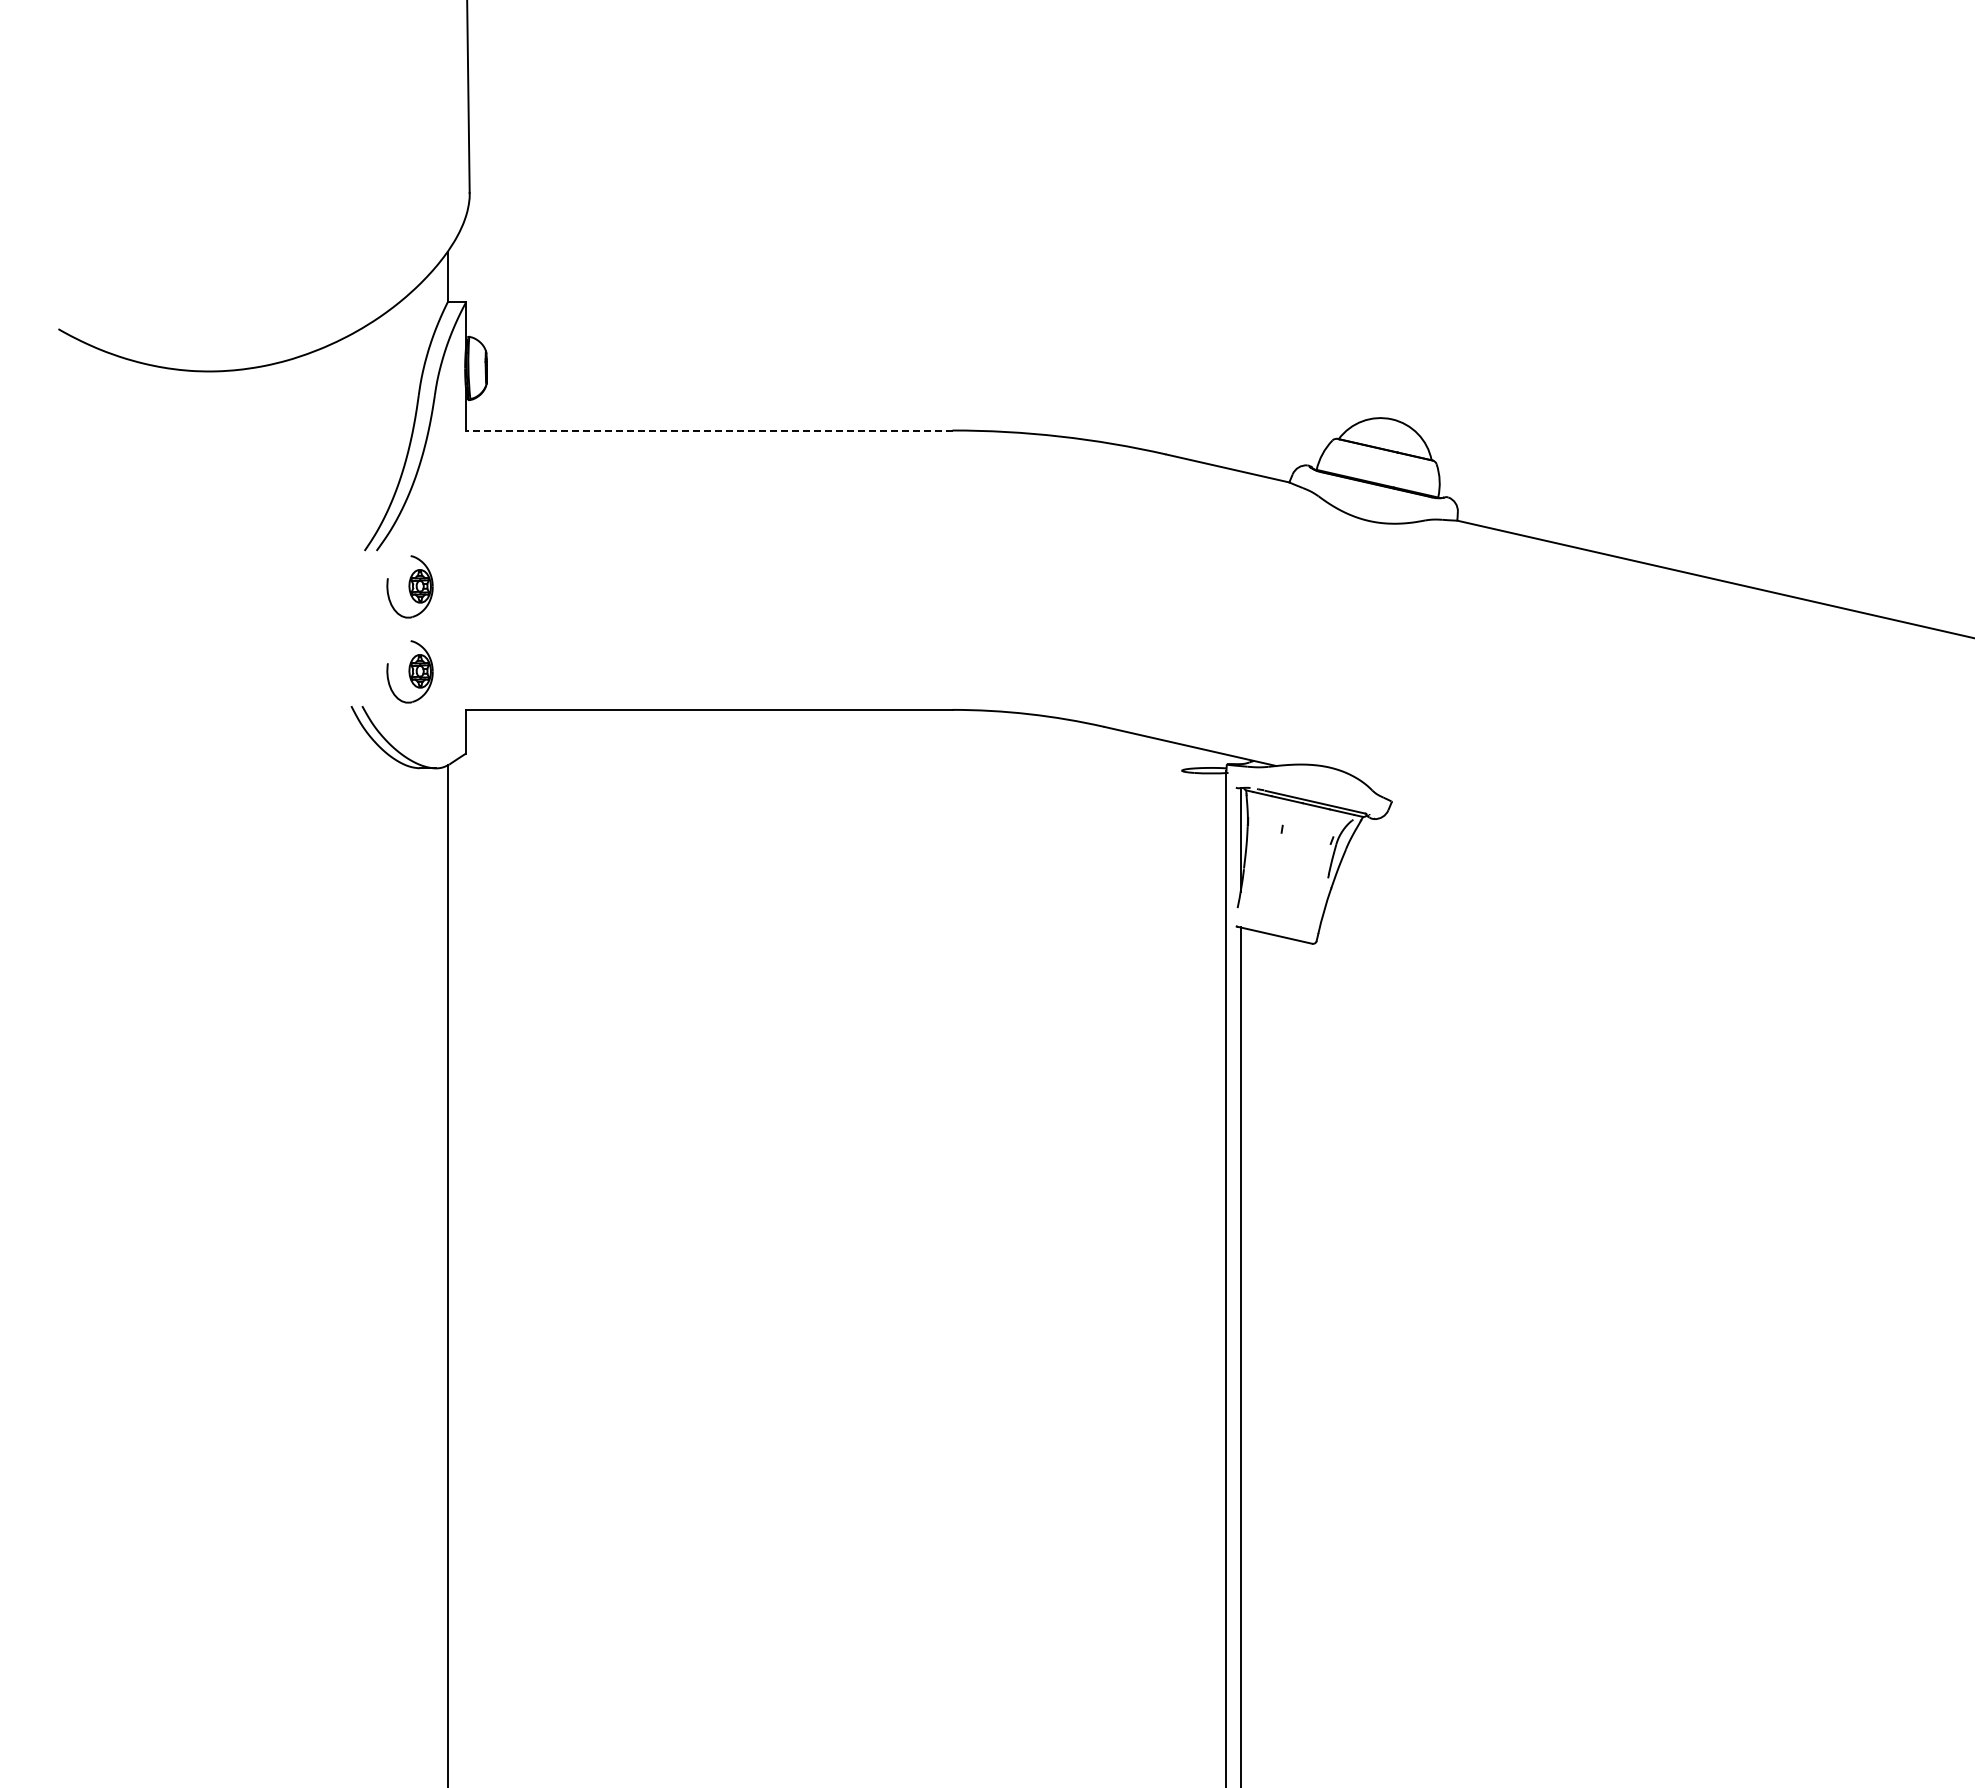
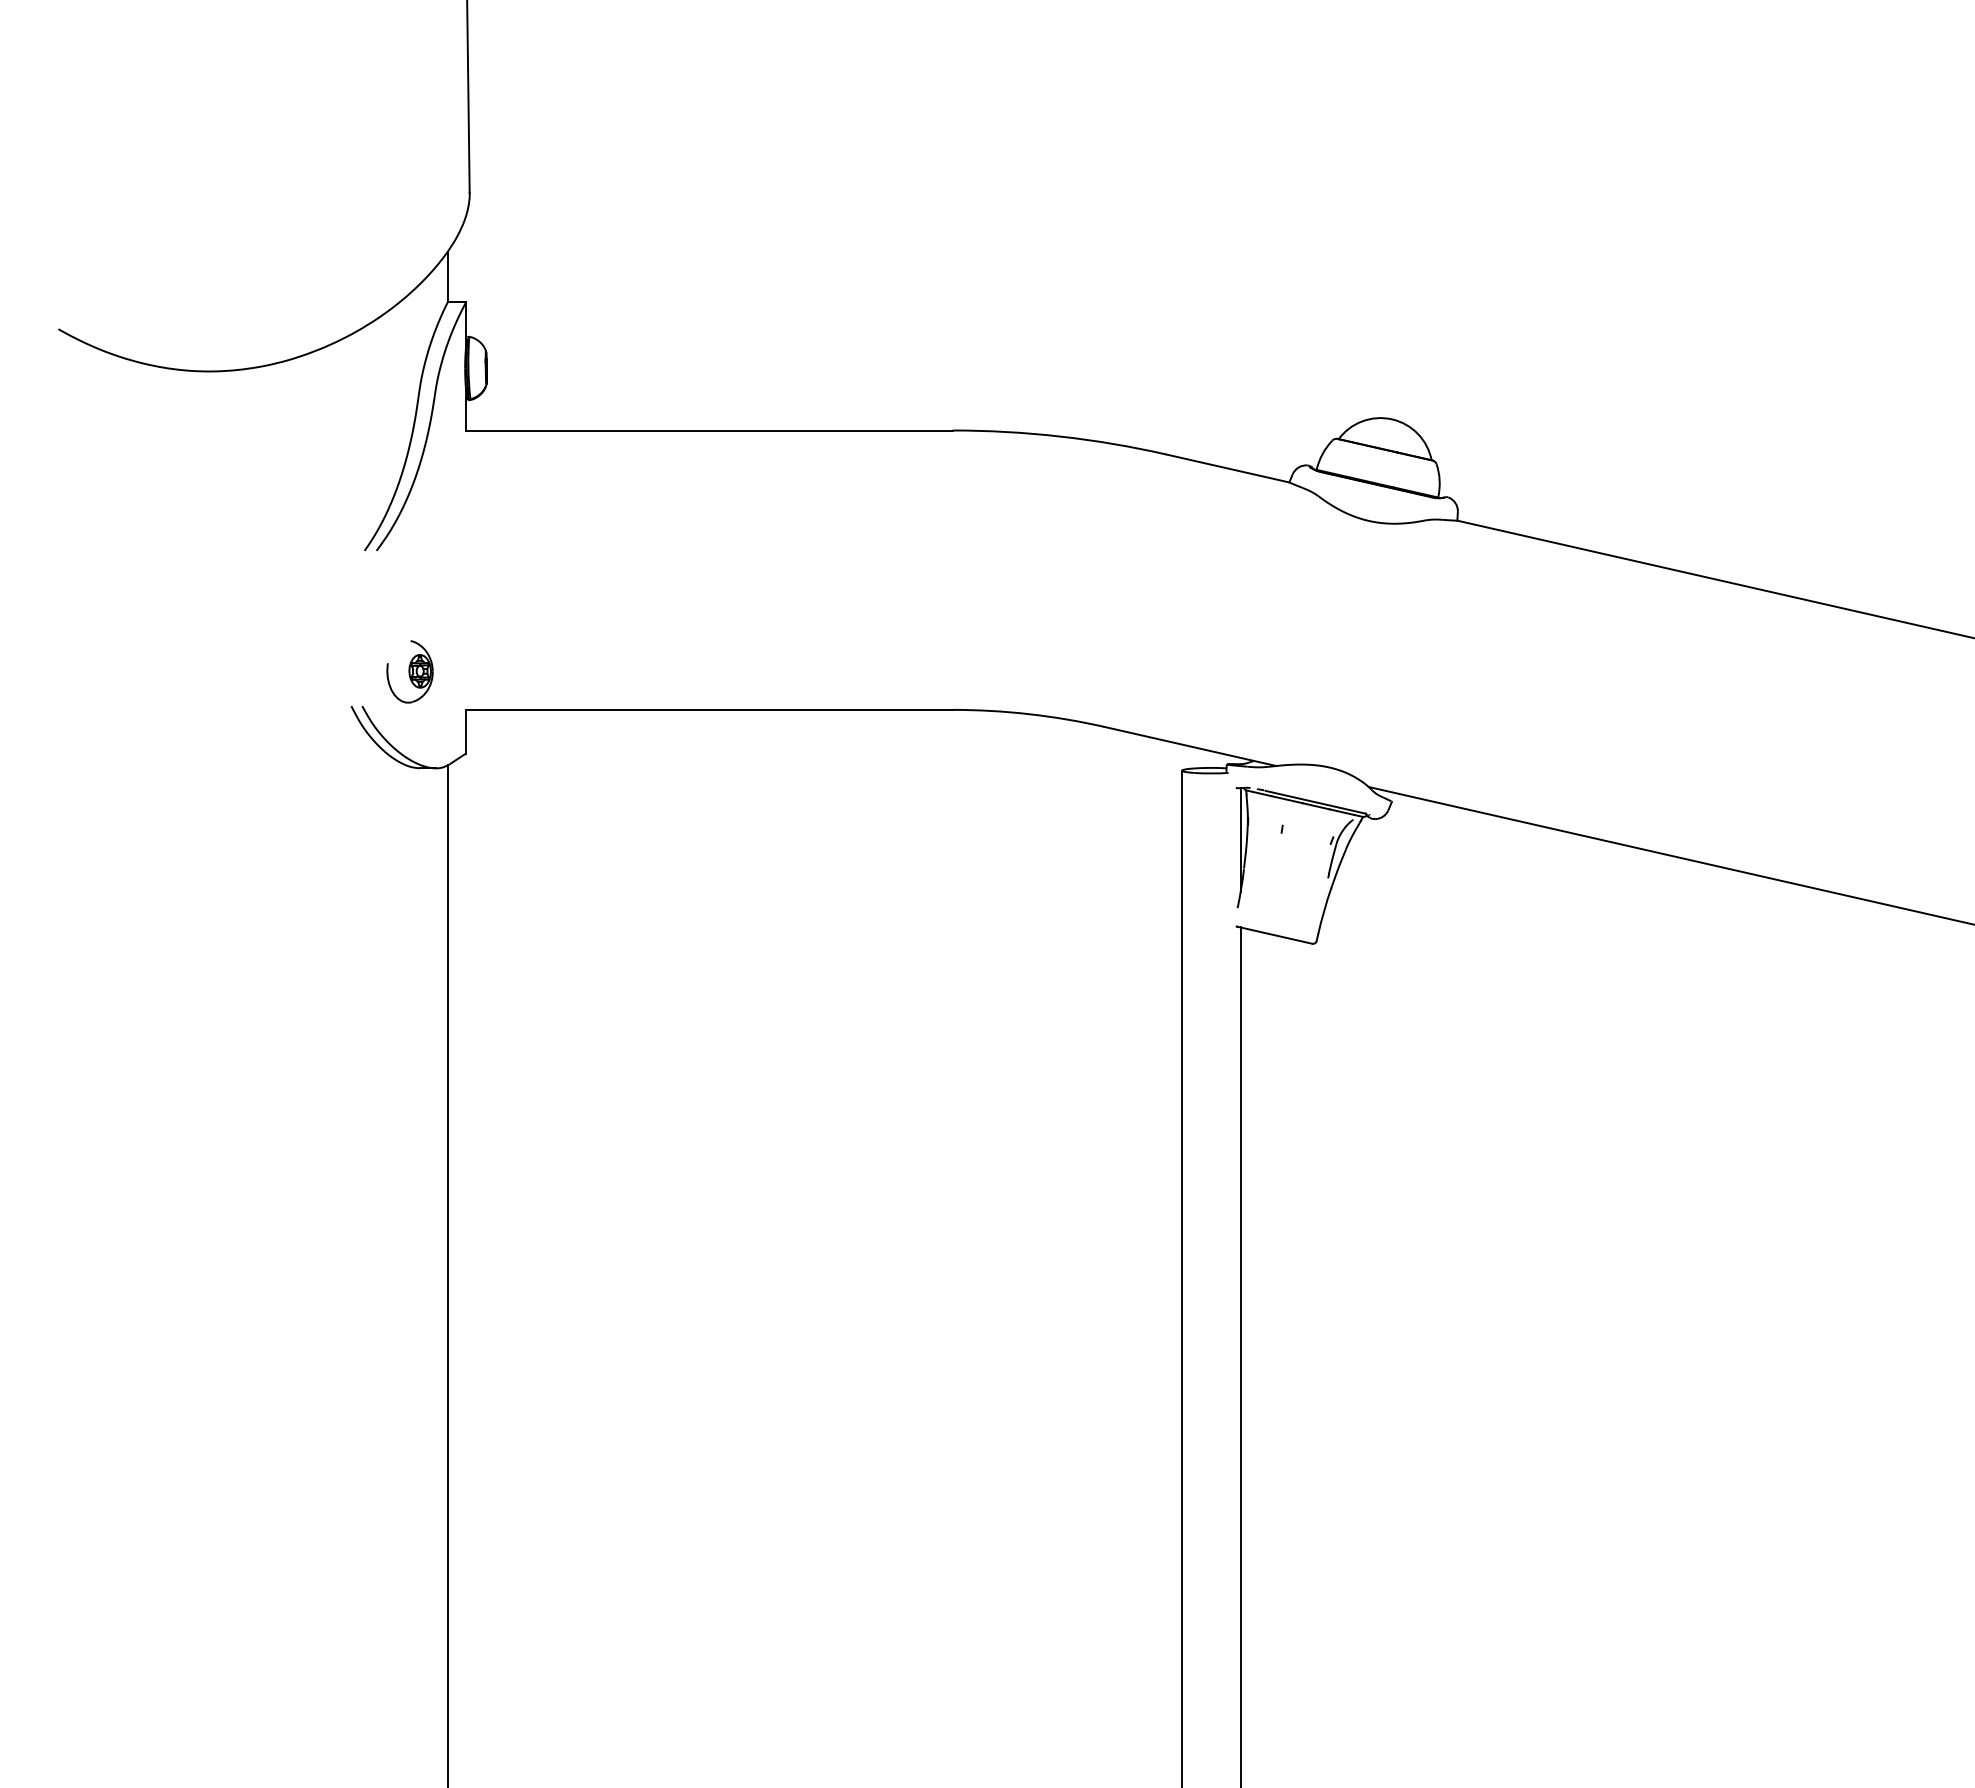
line: dashed -> solid (708, 430)
part: present -> none (409, 586)
line: none -> present (1669, 855)
line position: (1226, 1277) -> (1182, 1277) (1182, 1277)
